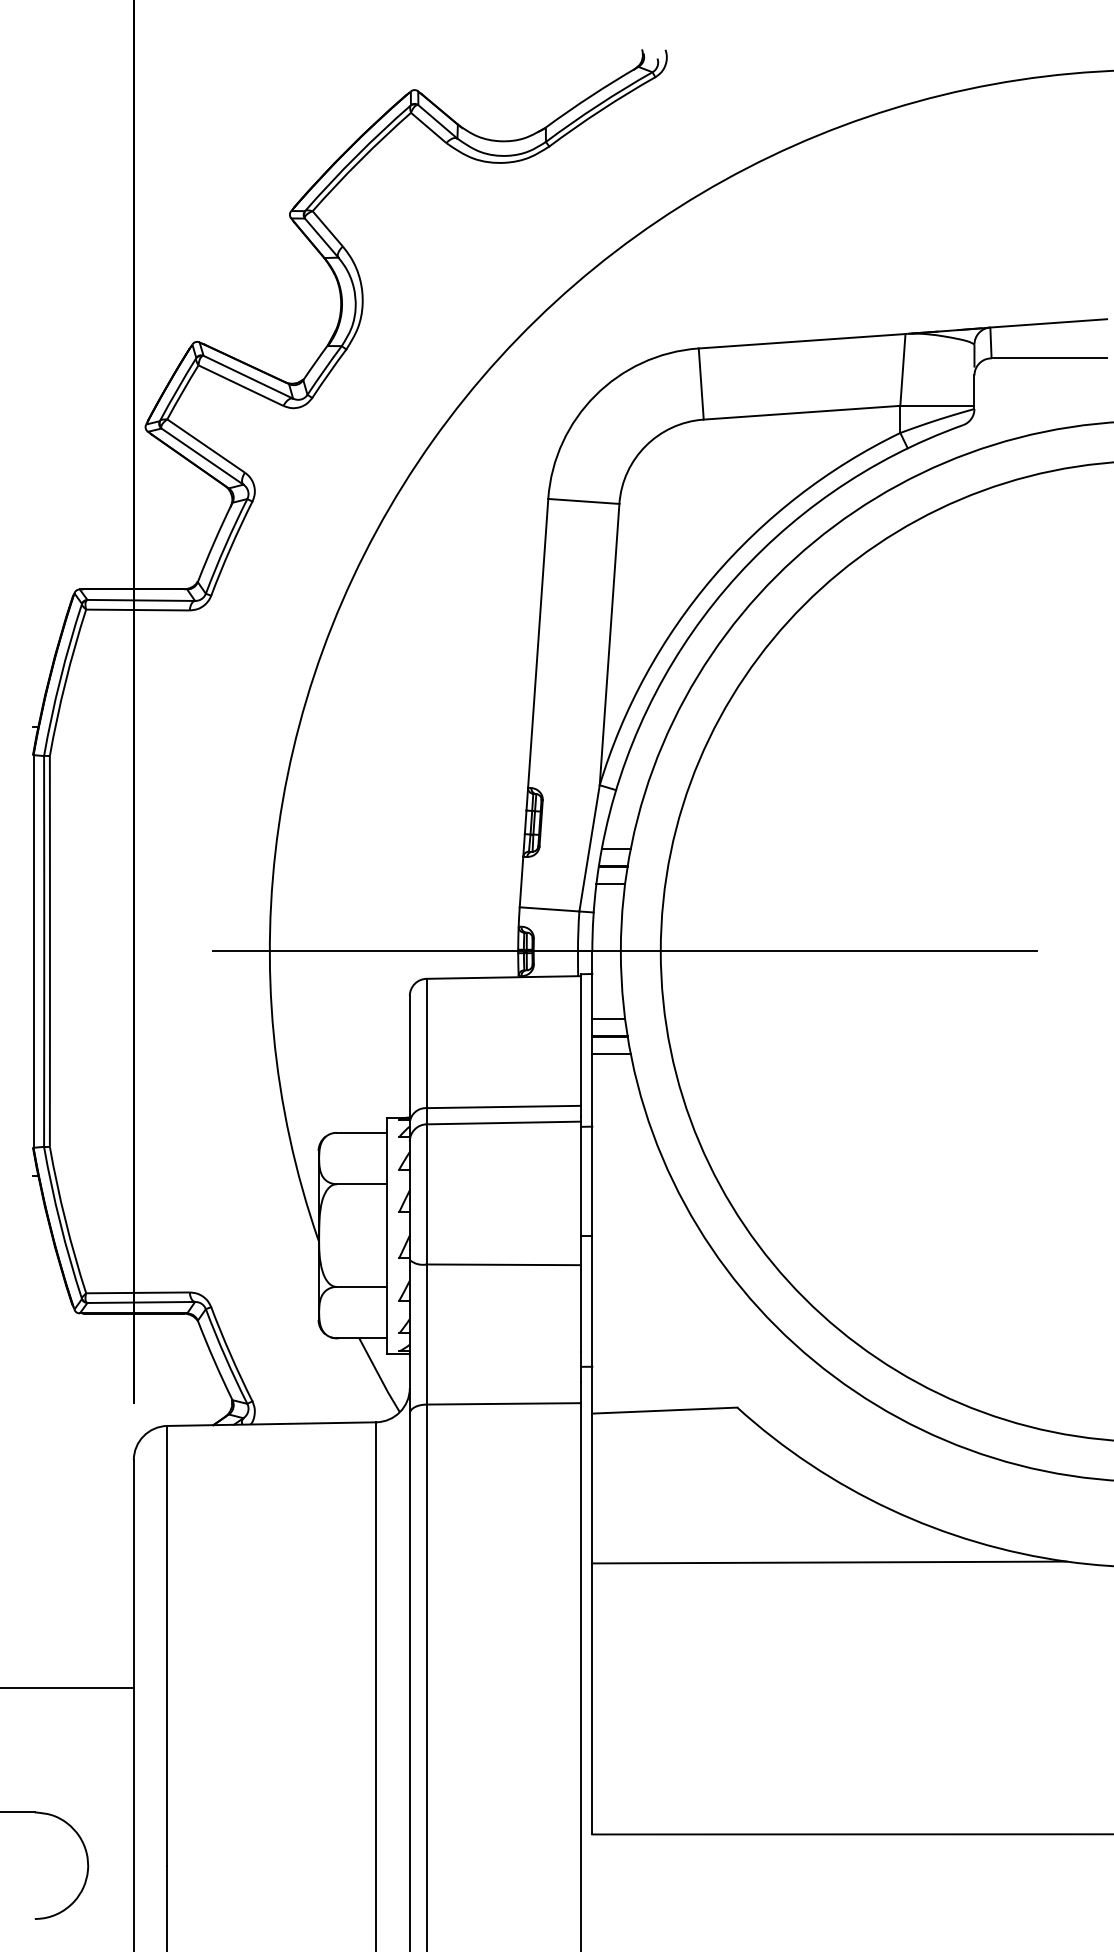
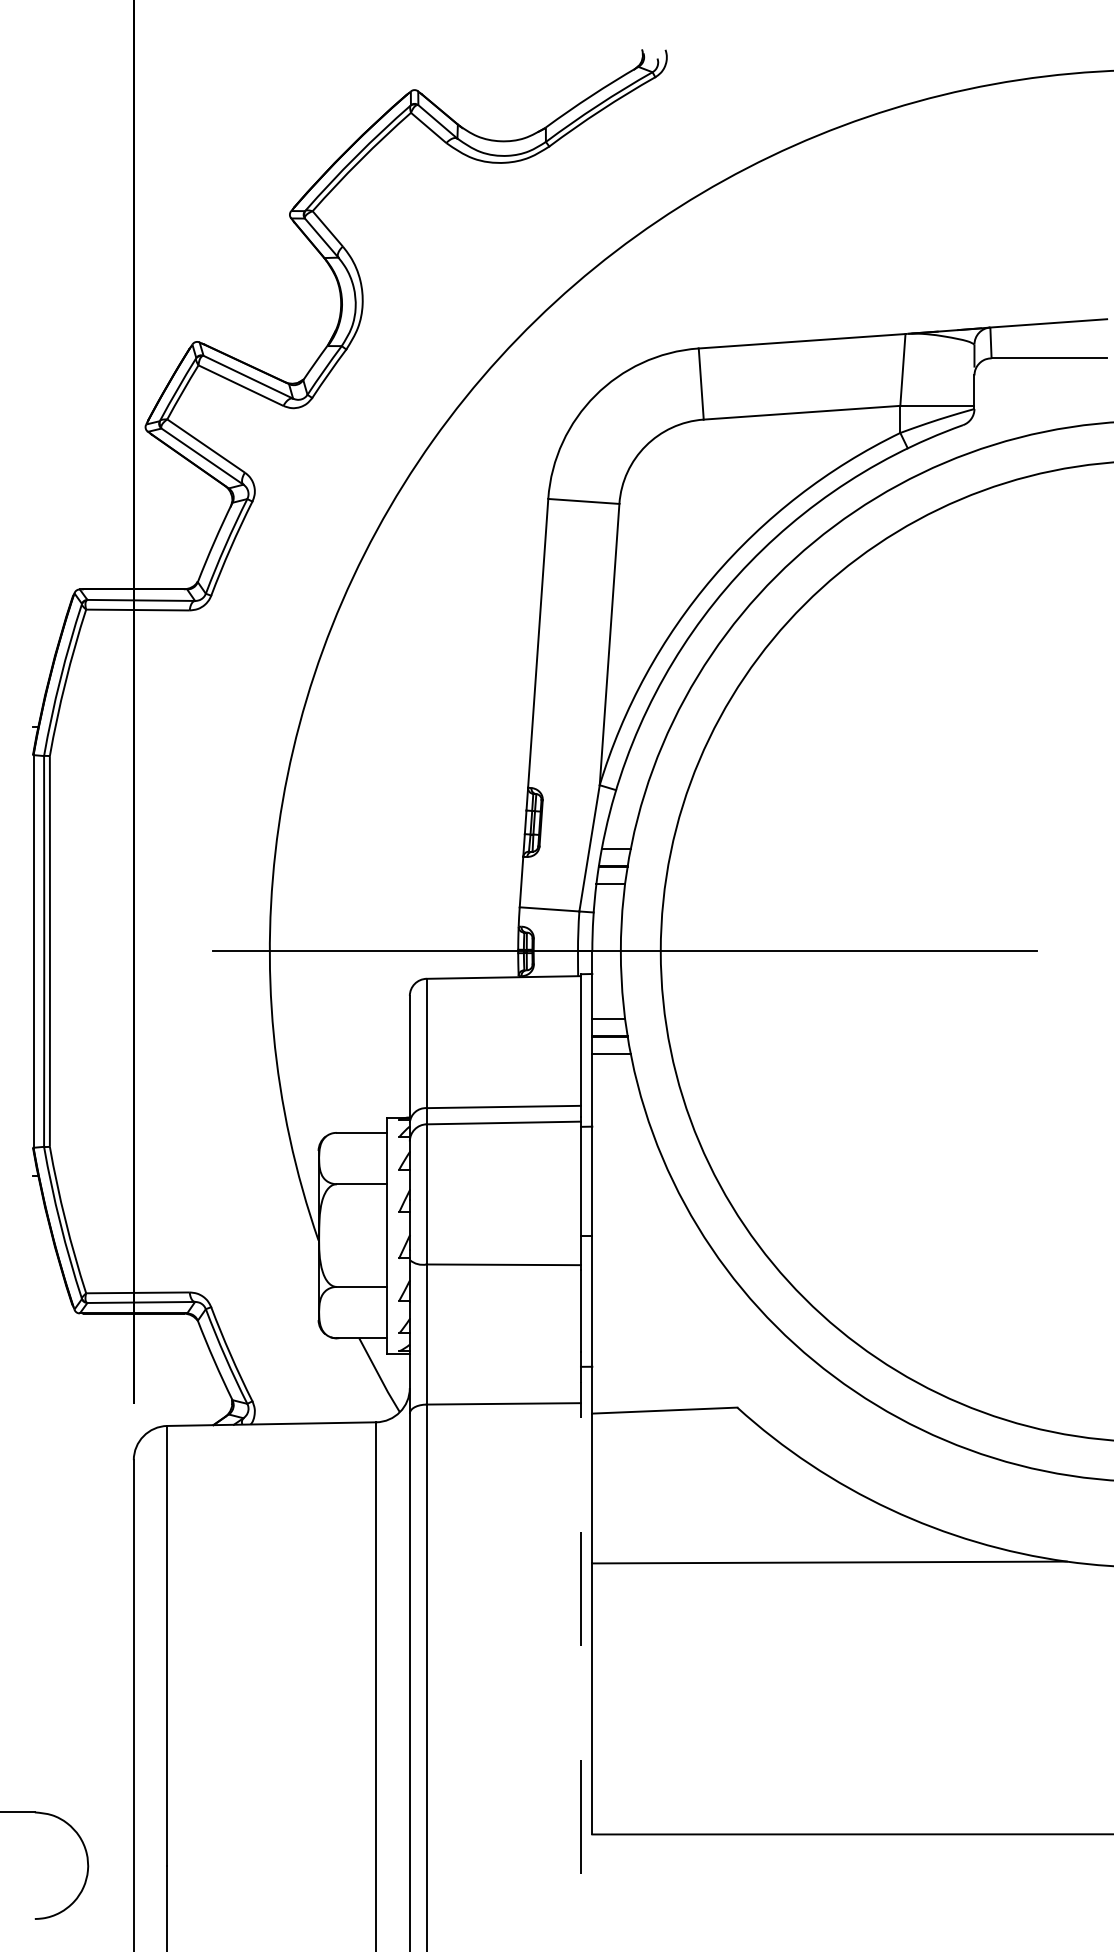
line: solid -> dashed (580, 1666)
line: present -> none (67, 1687)
